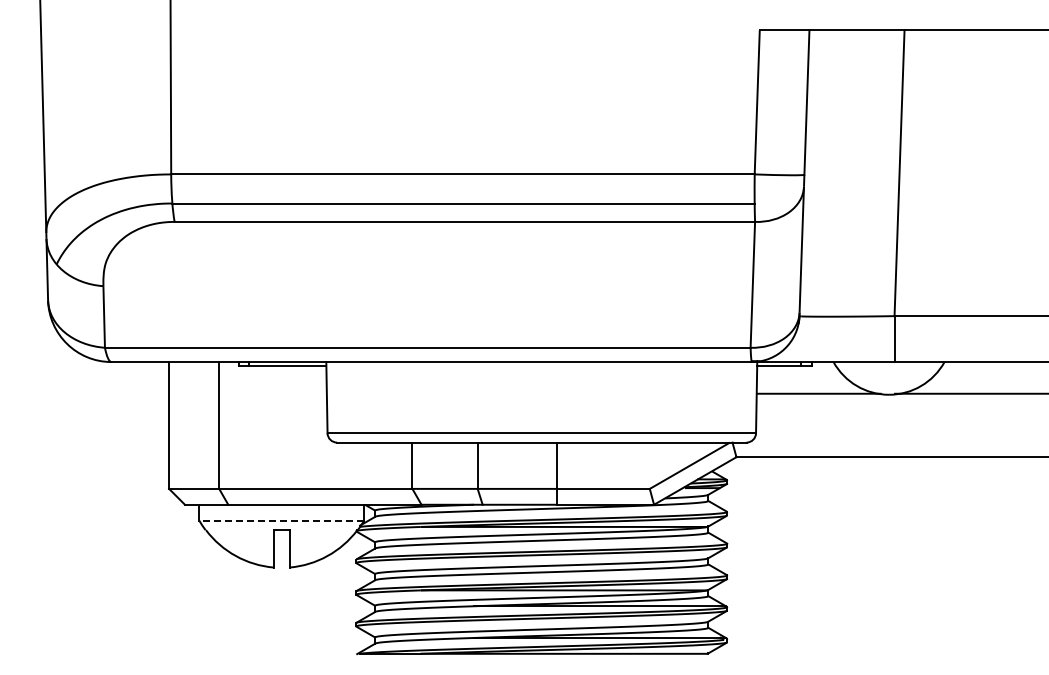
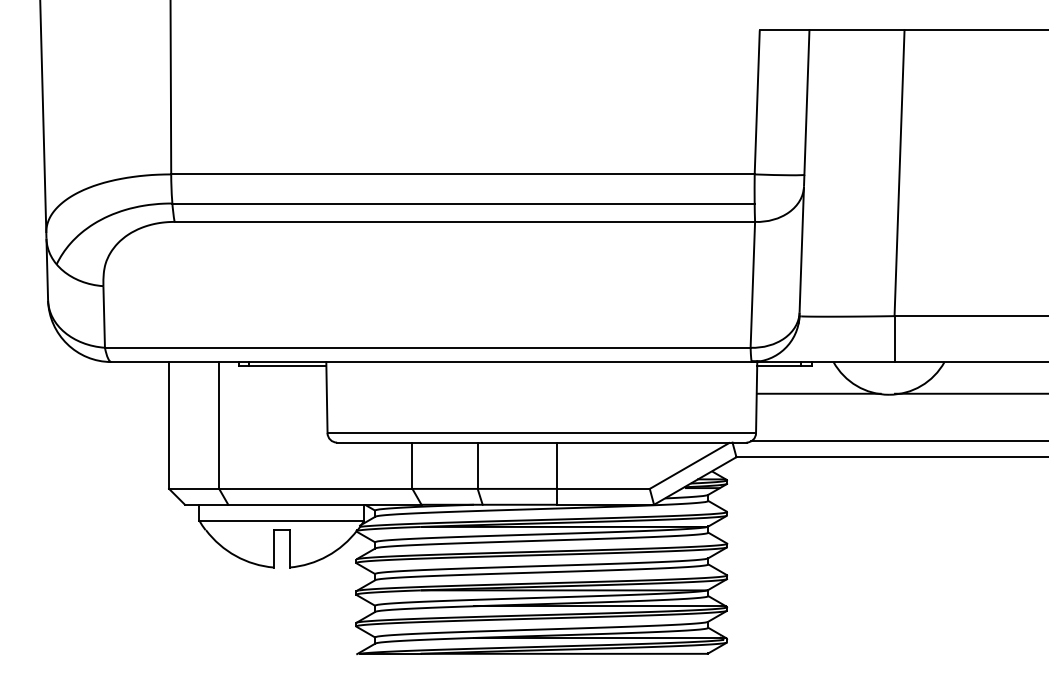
line: none -> present (898, 441)
line: dashed -> solid (281, 520)
